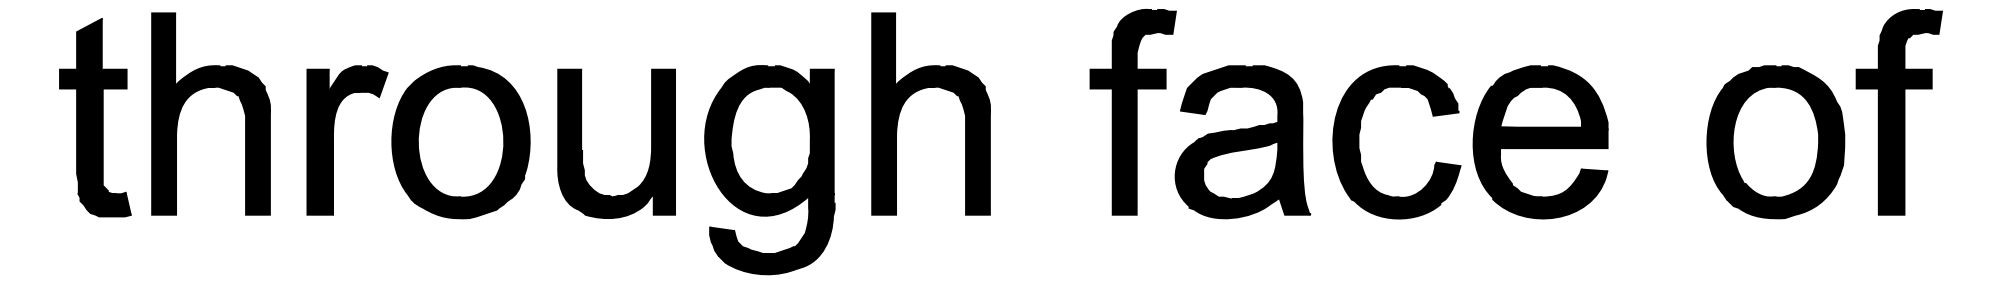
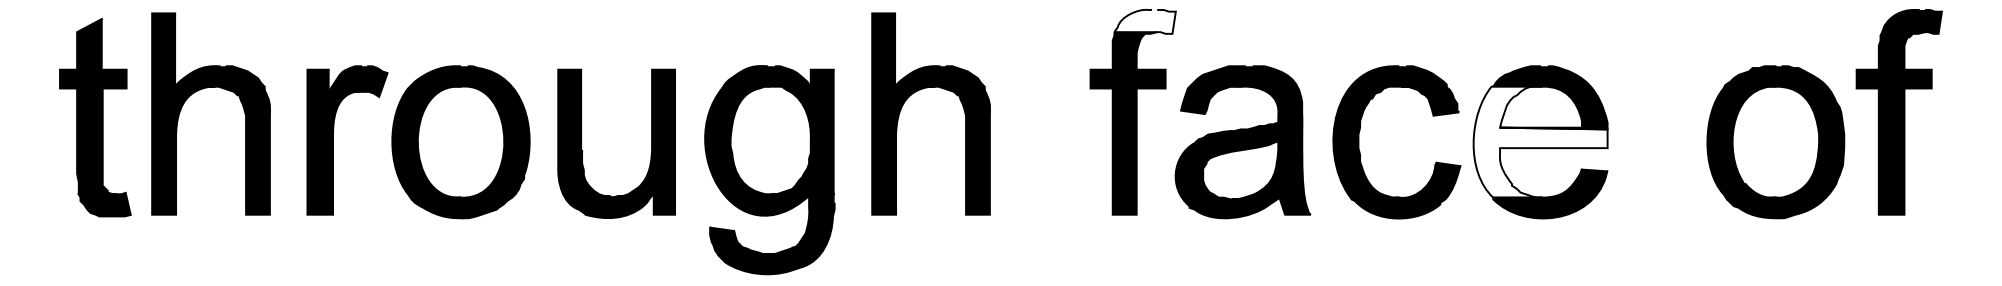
fill: present -> none (1144, 21)
fill: present -> none (1540, 141)
